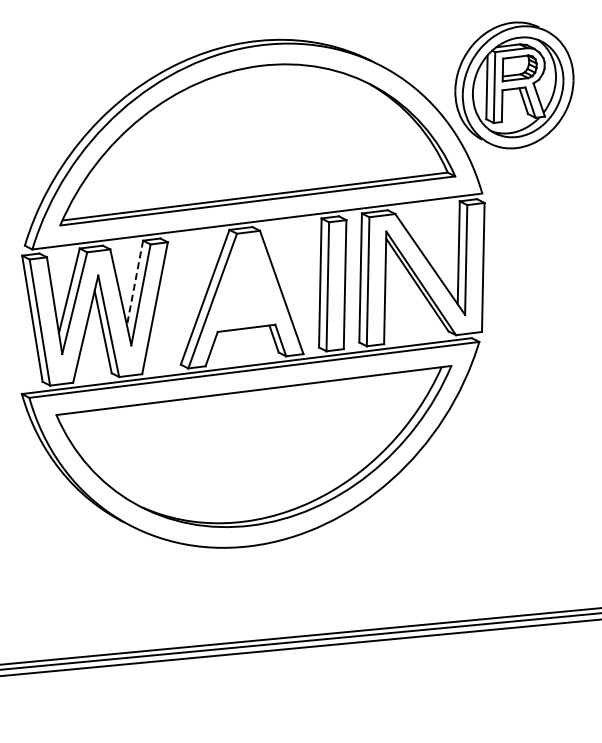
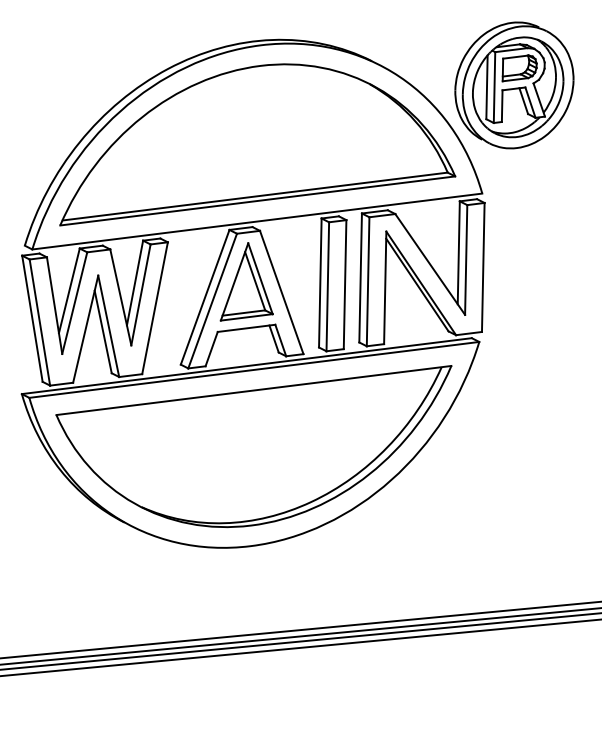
part: none -> present (246, 281)
line: dashed -> solid (134, 283)
line: none -> present (300, 629)
